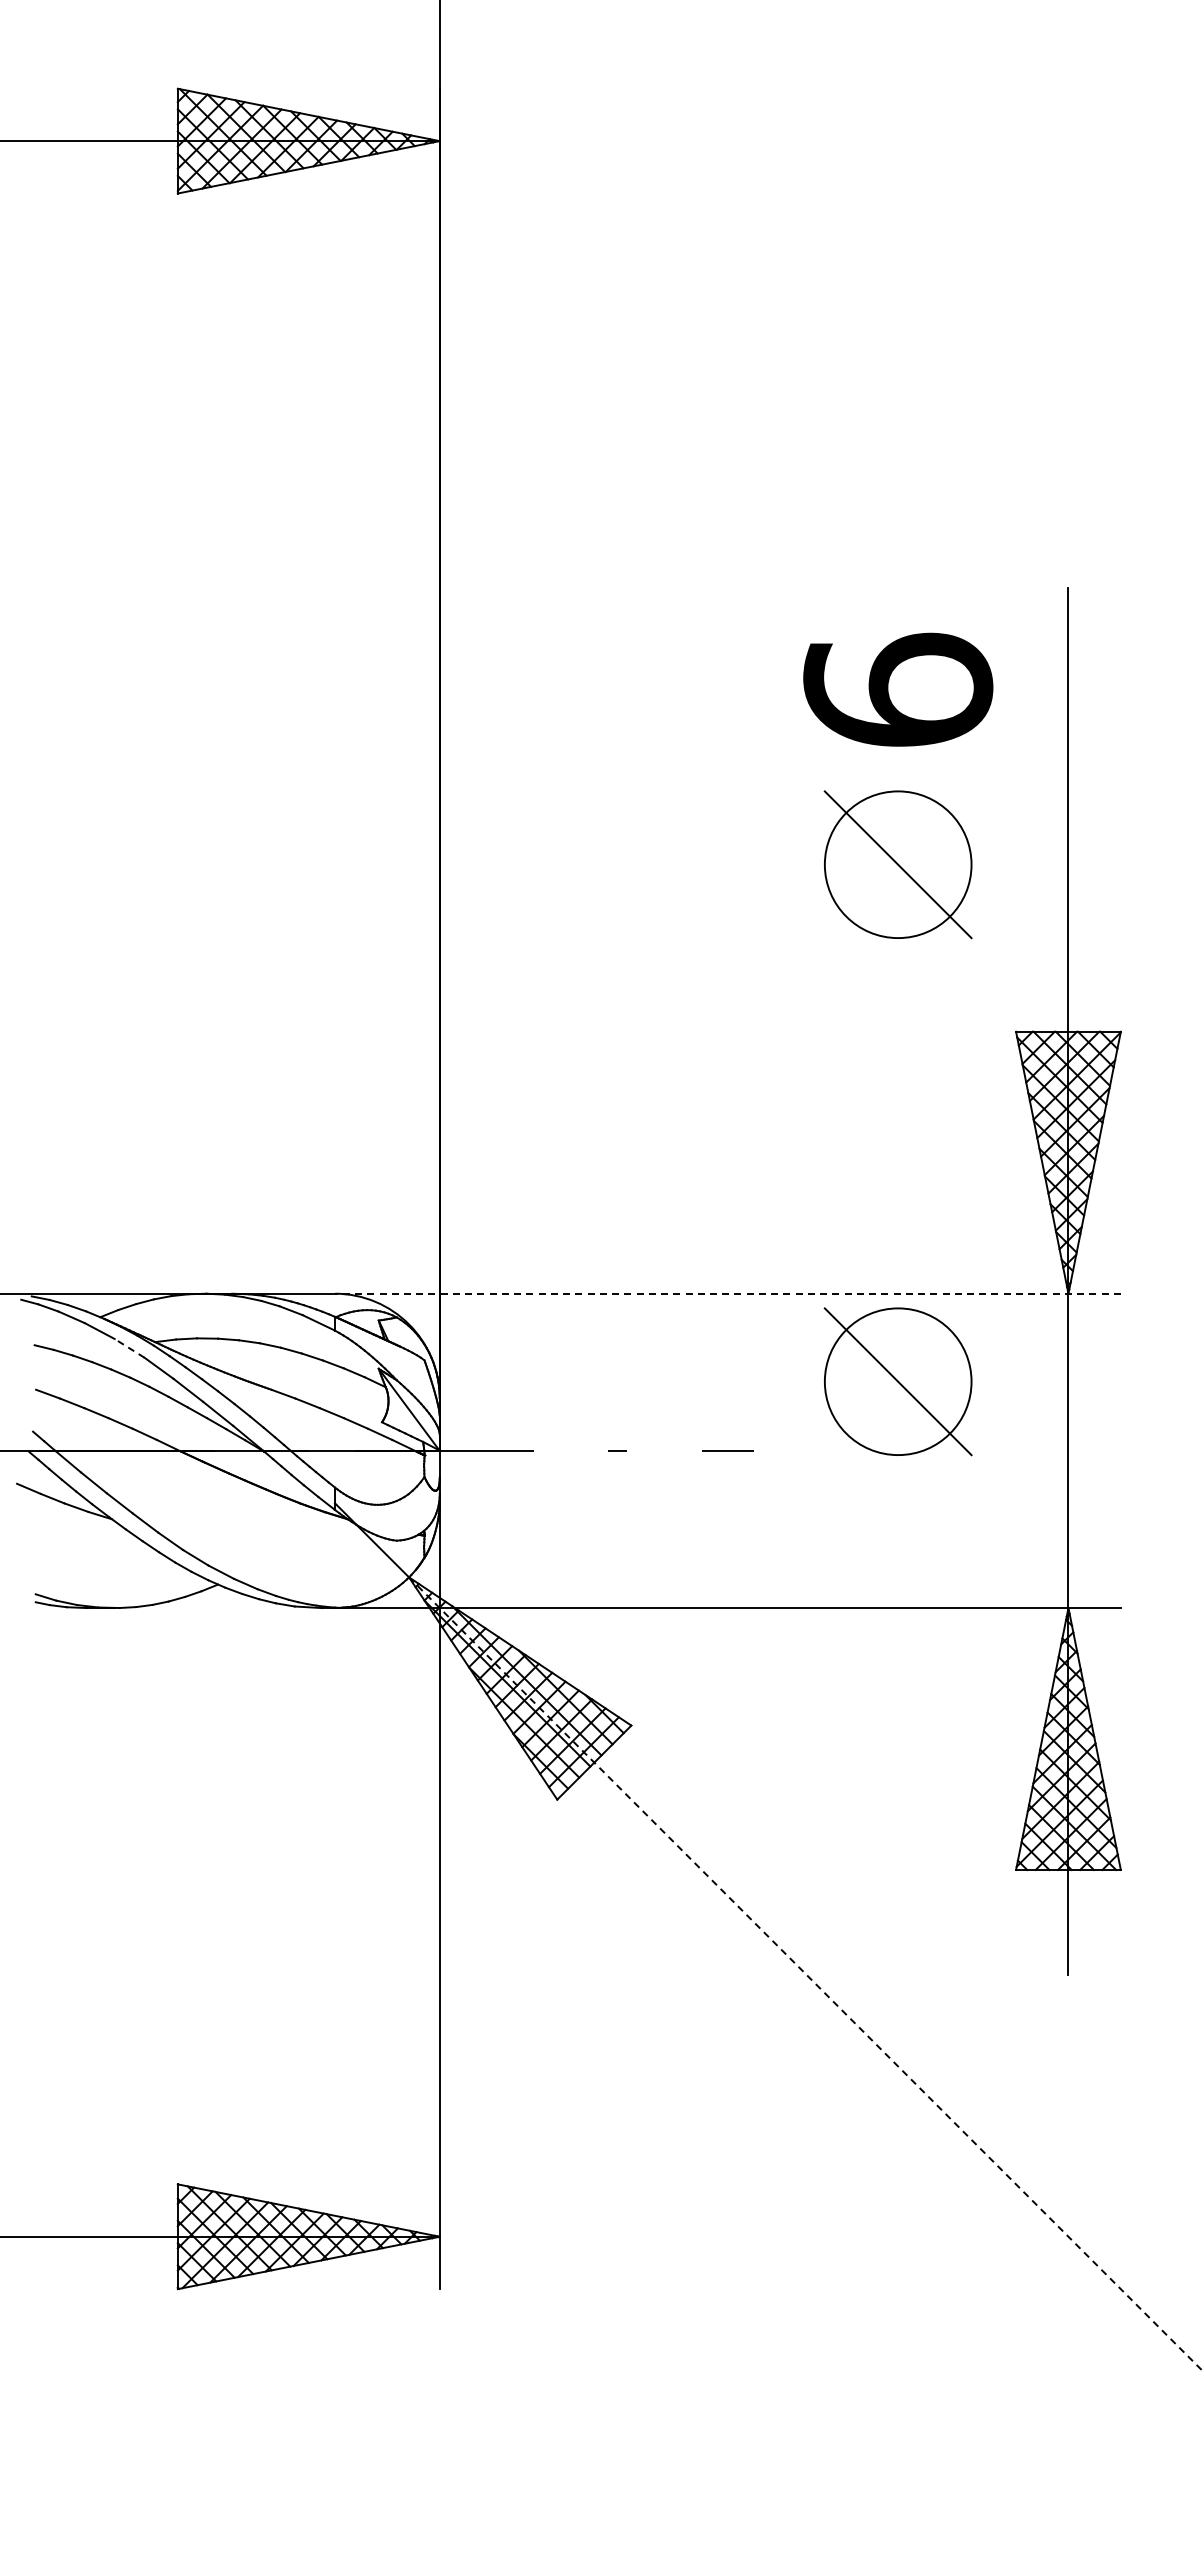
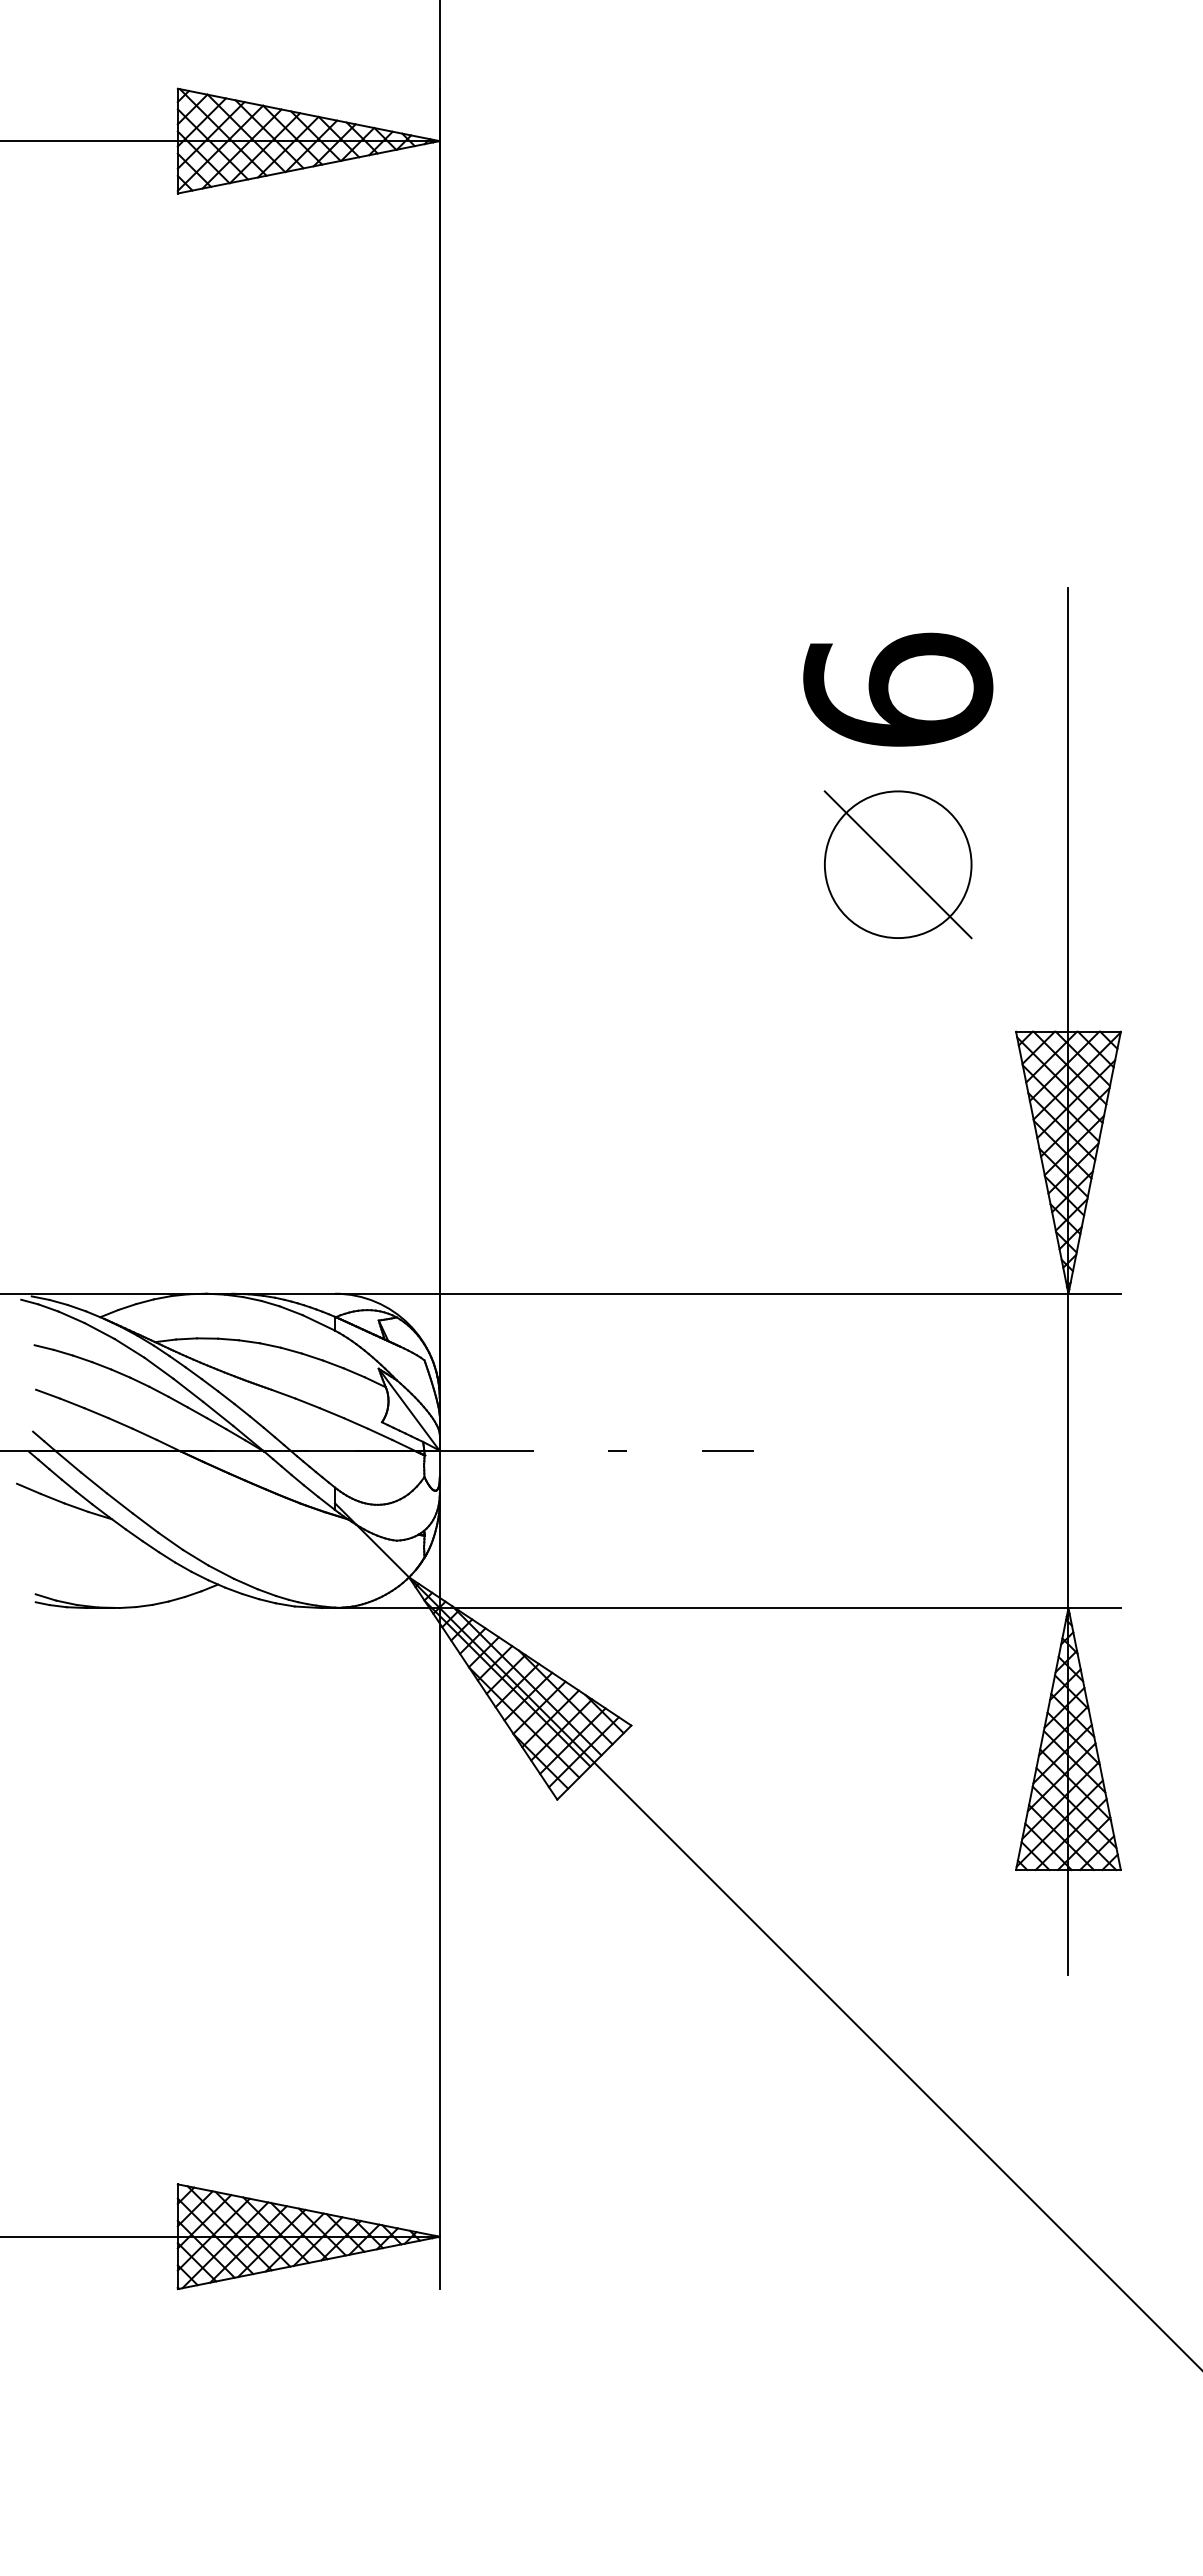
line: dashed -> solid (727, 1293)
line: dashed -> solid (129, 1348)
part: present -> none (897, 1381)
line: dashed -> solid (805, 1974)
